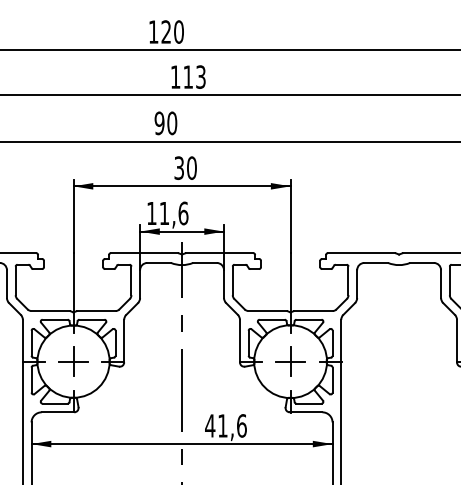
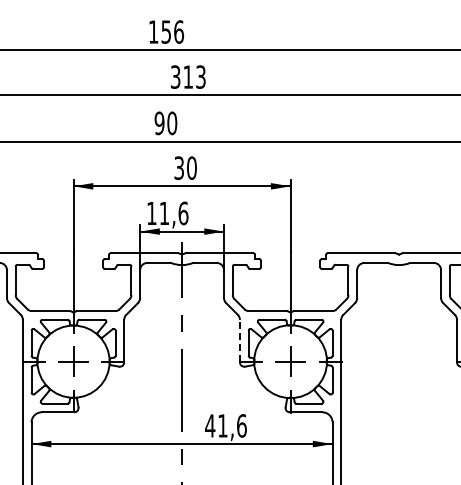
text: 120 -> 156 (172, 31)
text: 113 -> 313 (175, 76)
line: solid -> dashed (239, 340)
